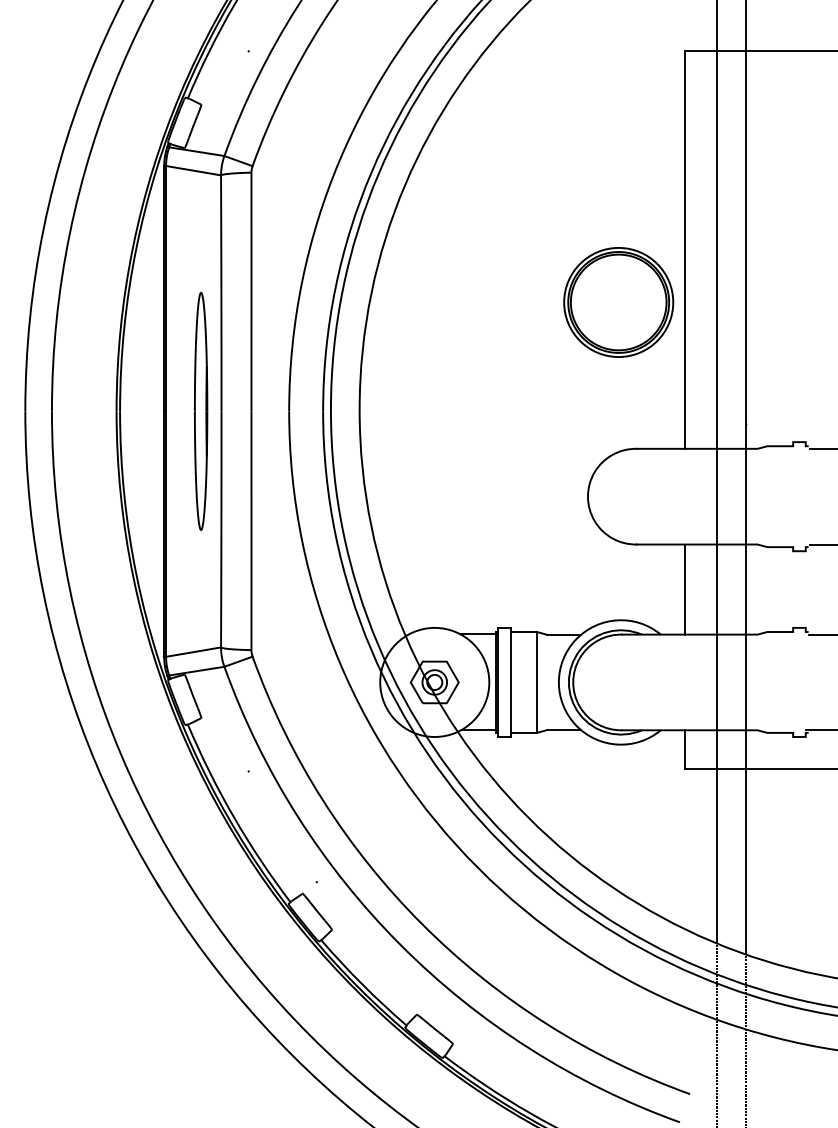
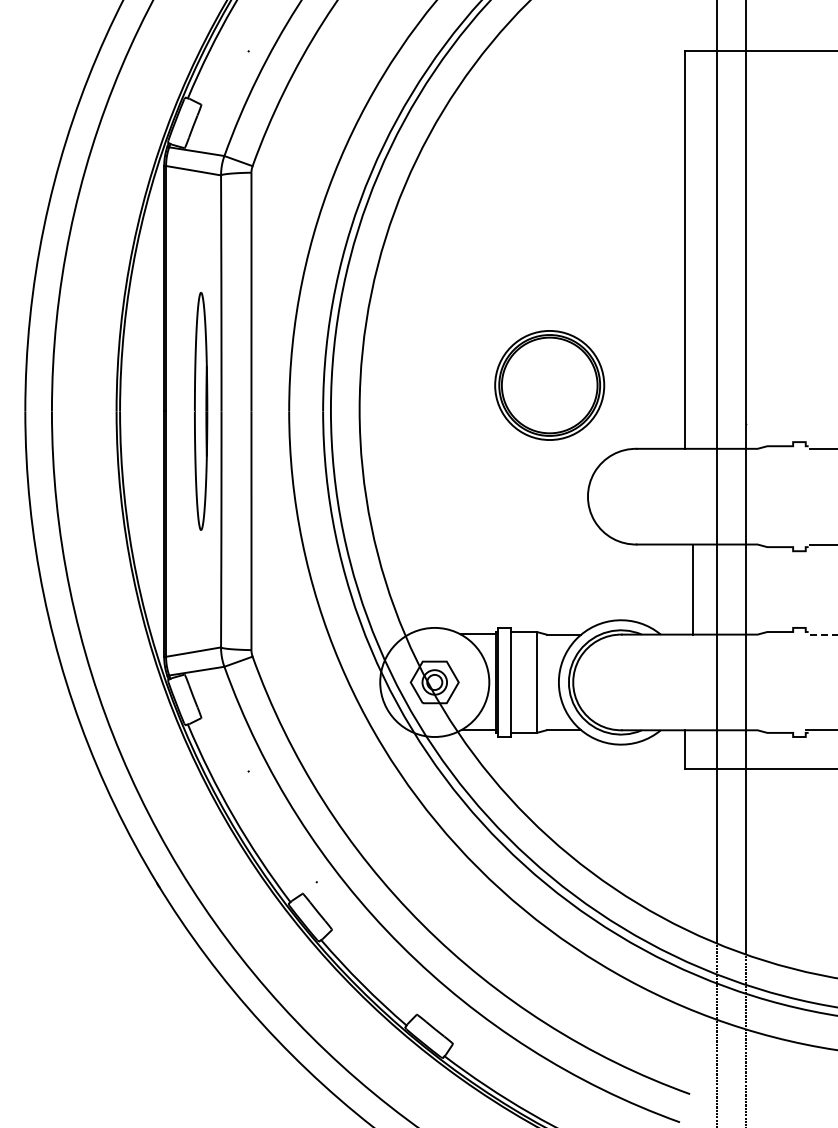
part position: (618, 302) -> (549, 385) (549, 385)
line position: (684, 589) -> (692, 589) (692, 589)
line: solid -> dashed (822, 634)
